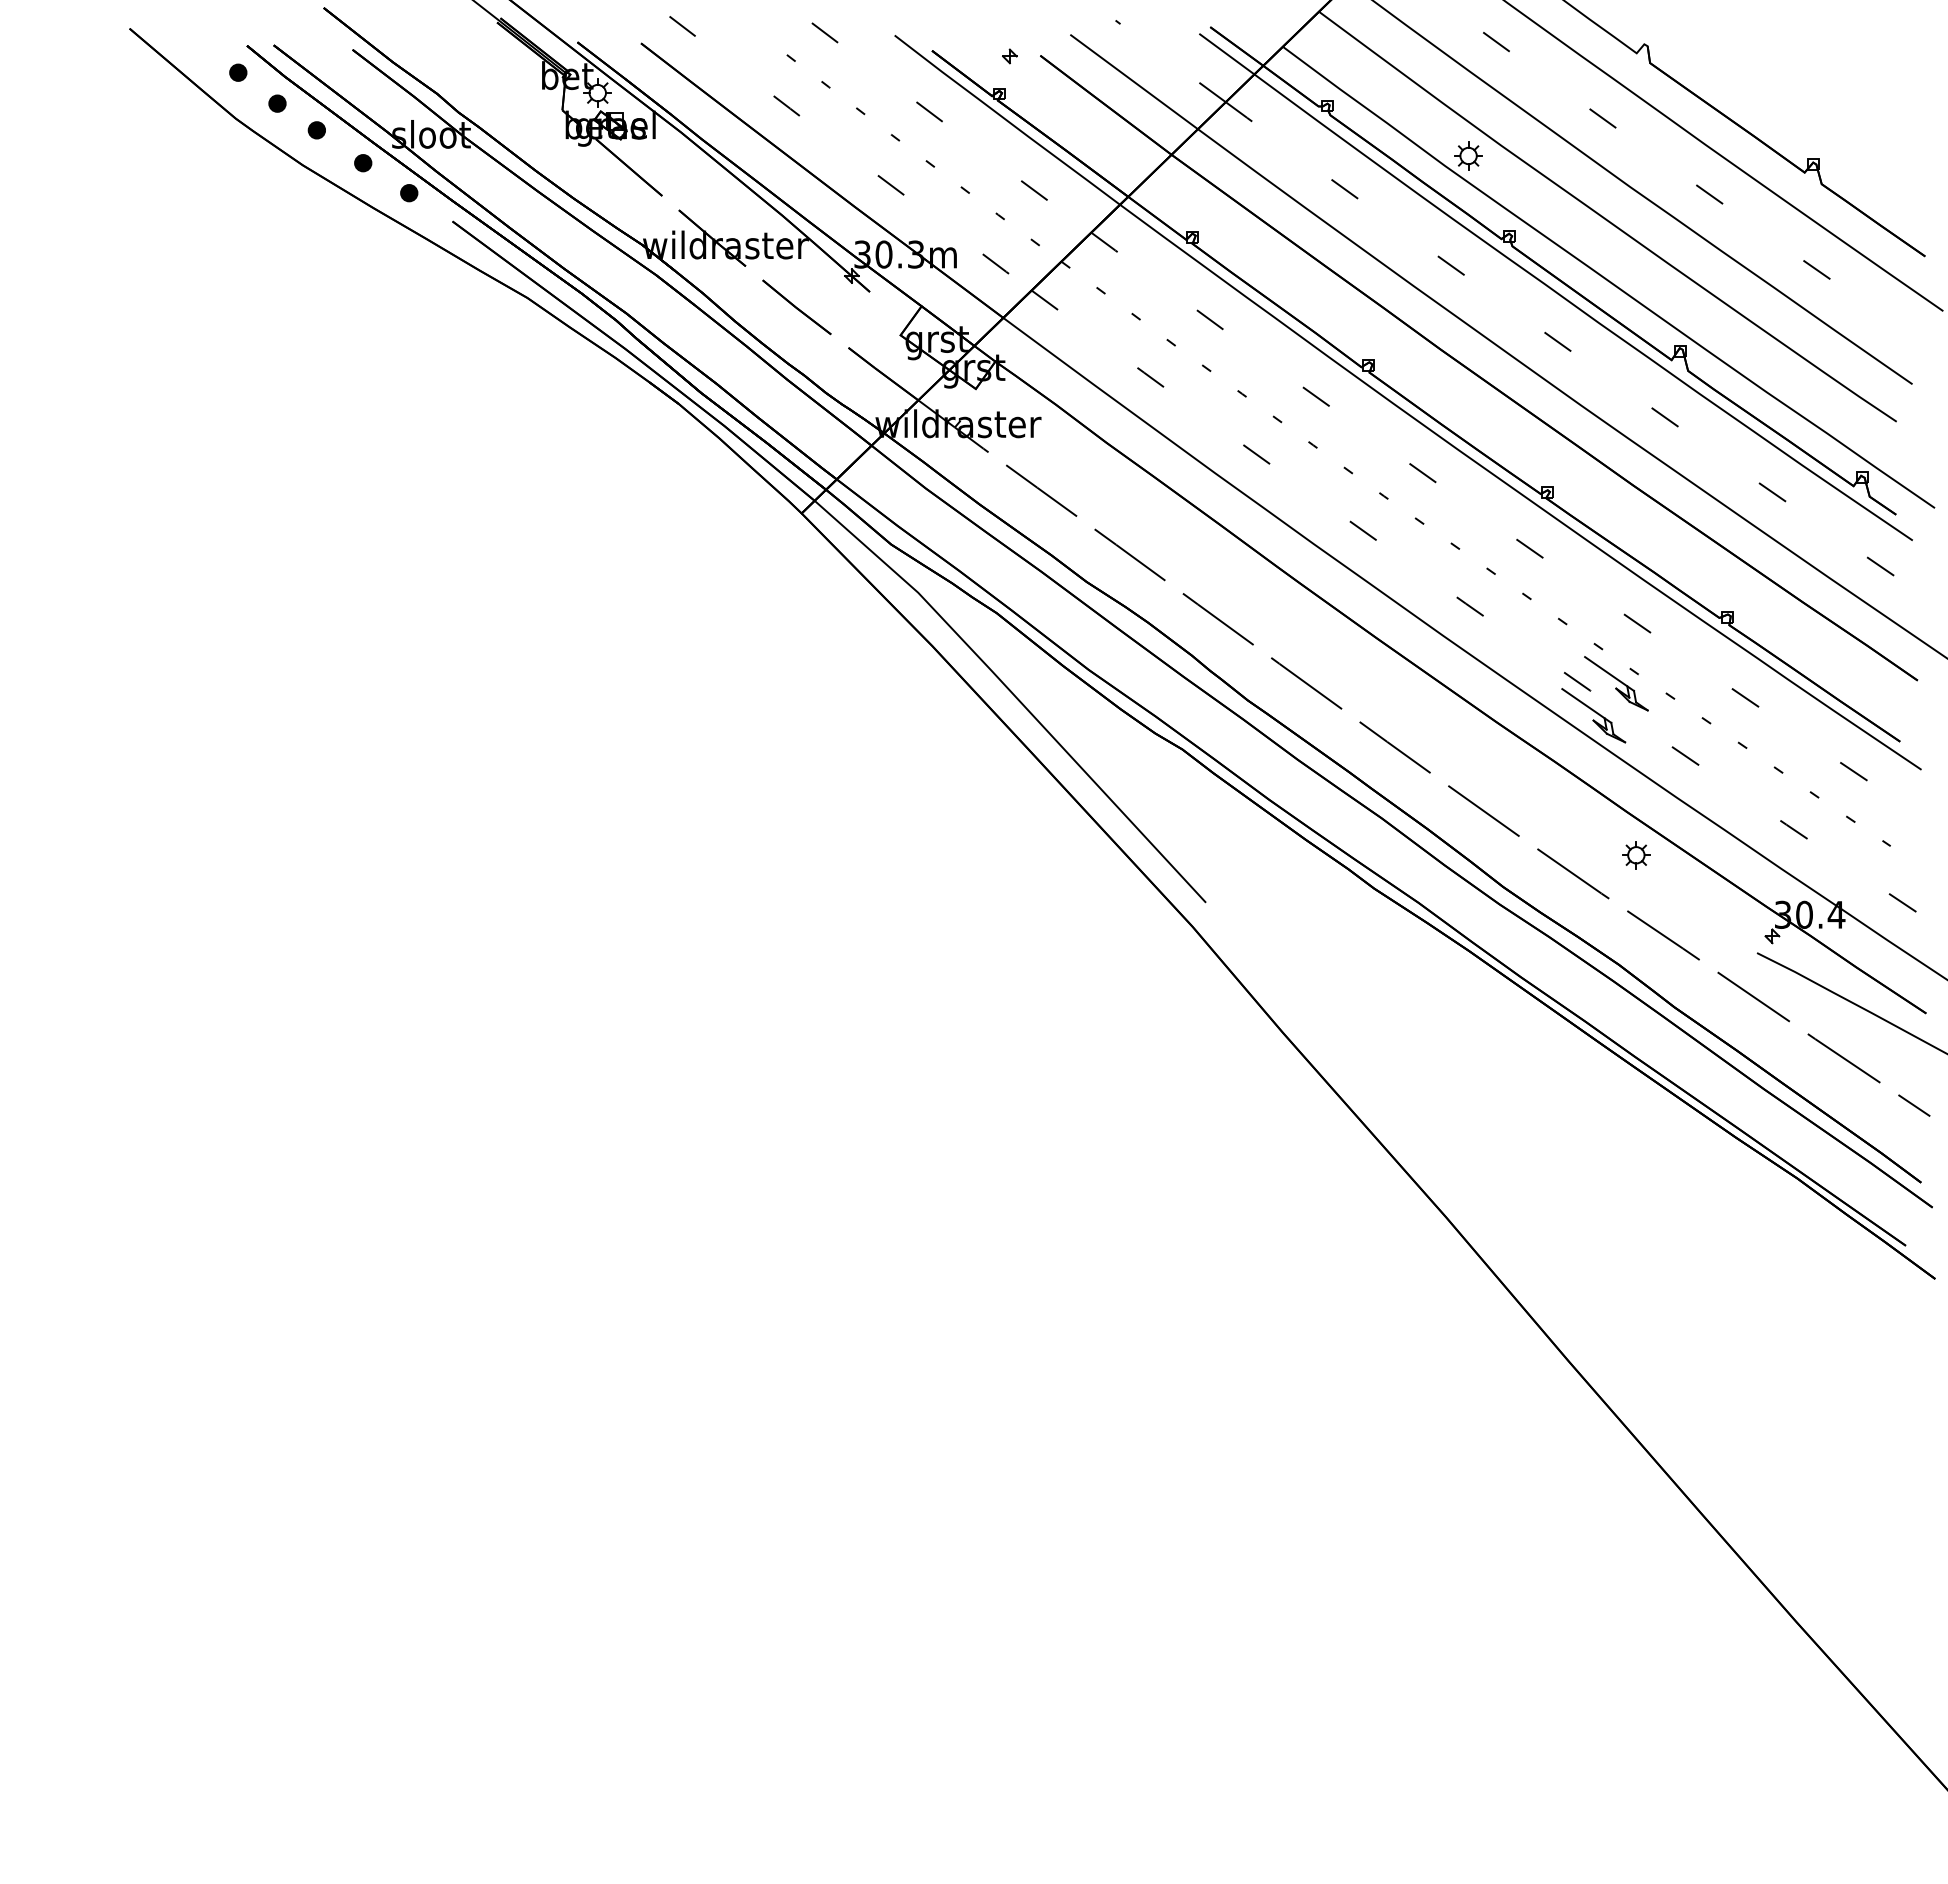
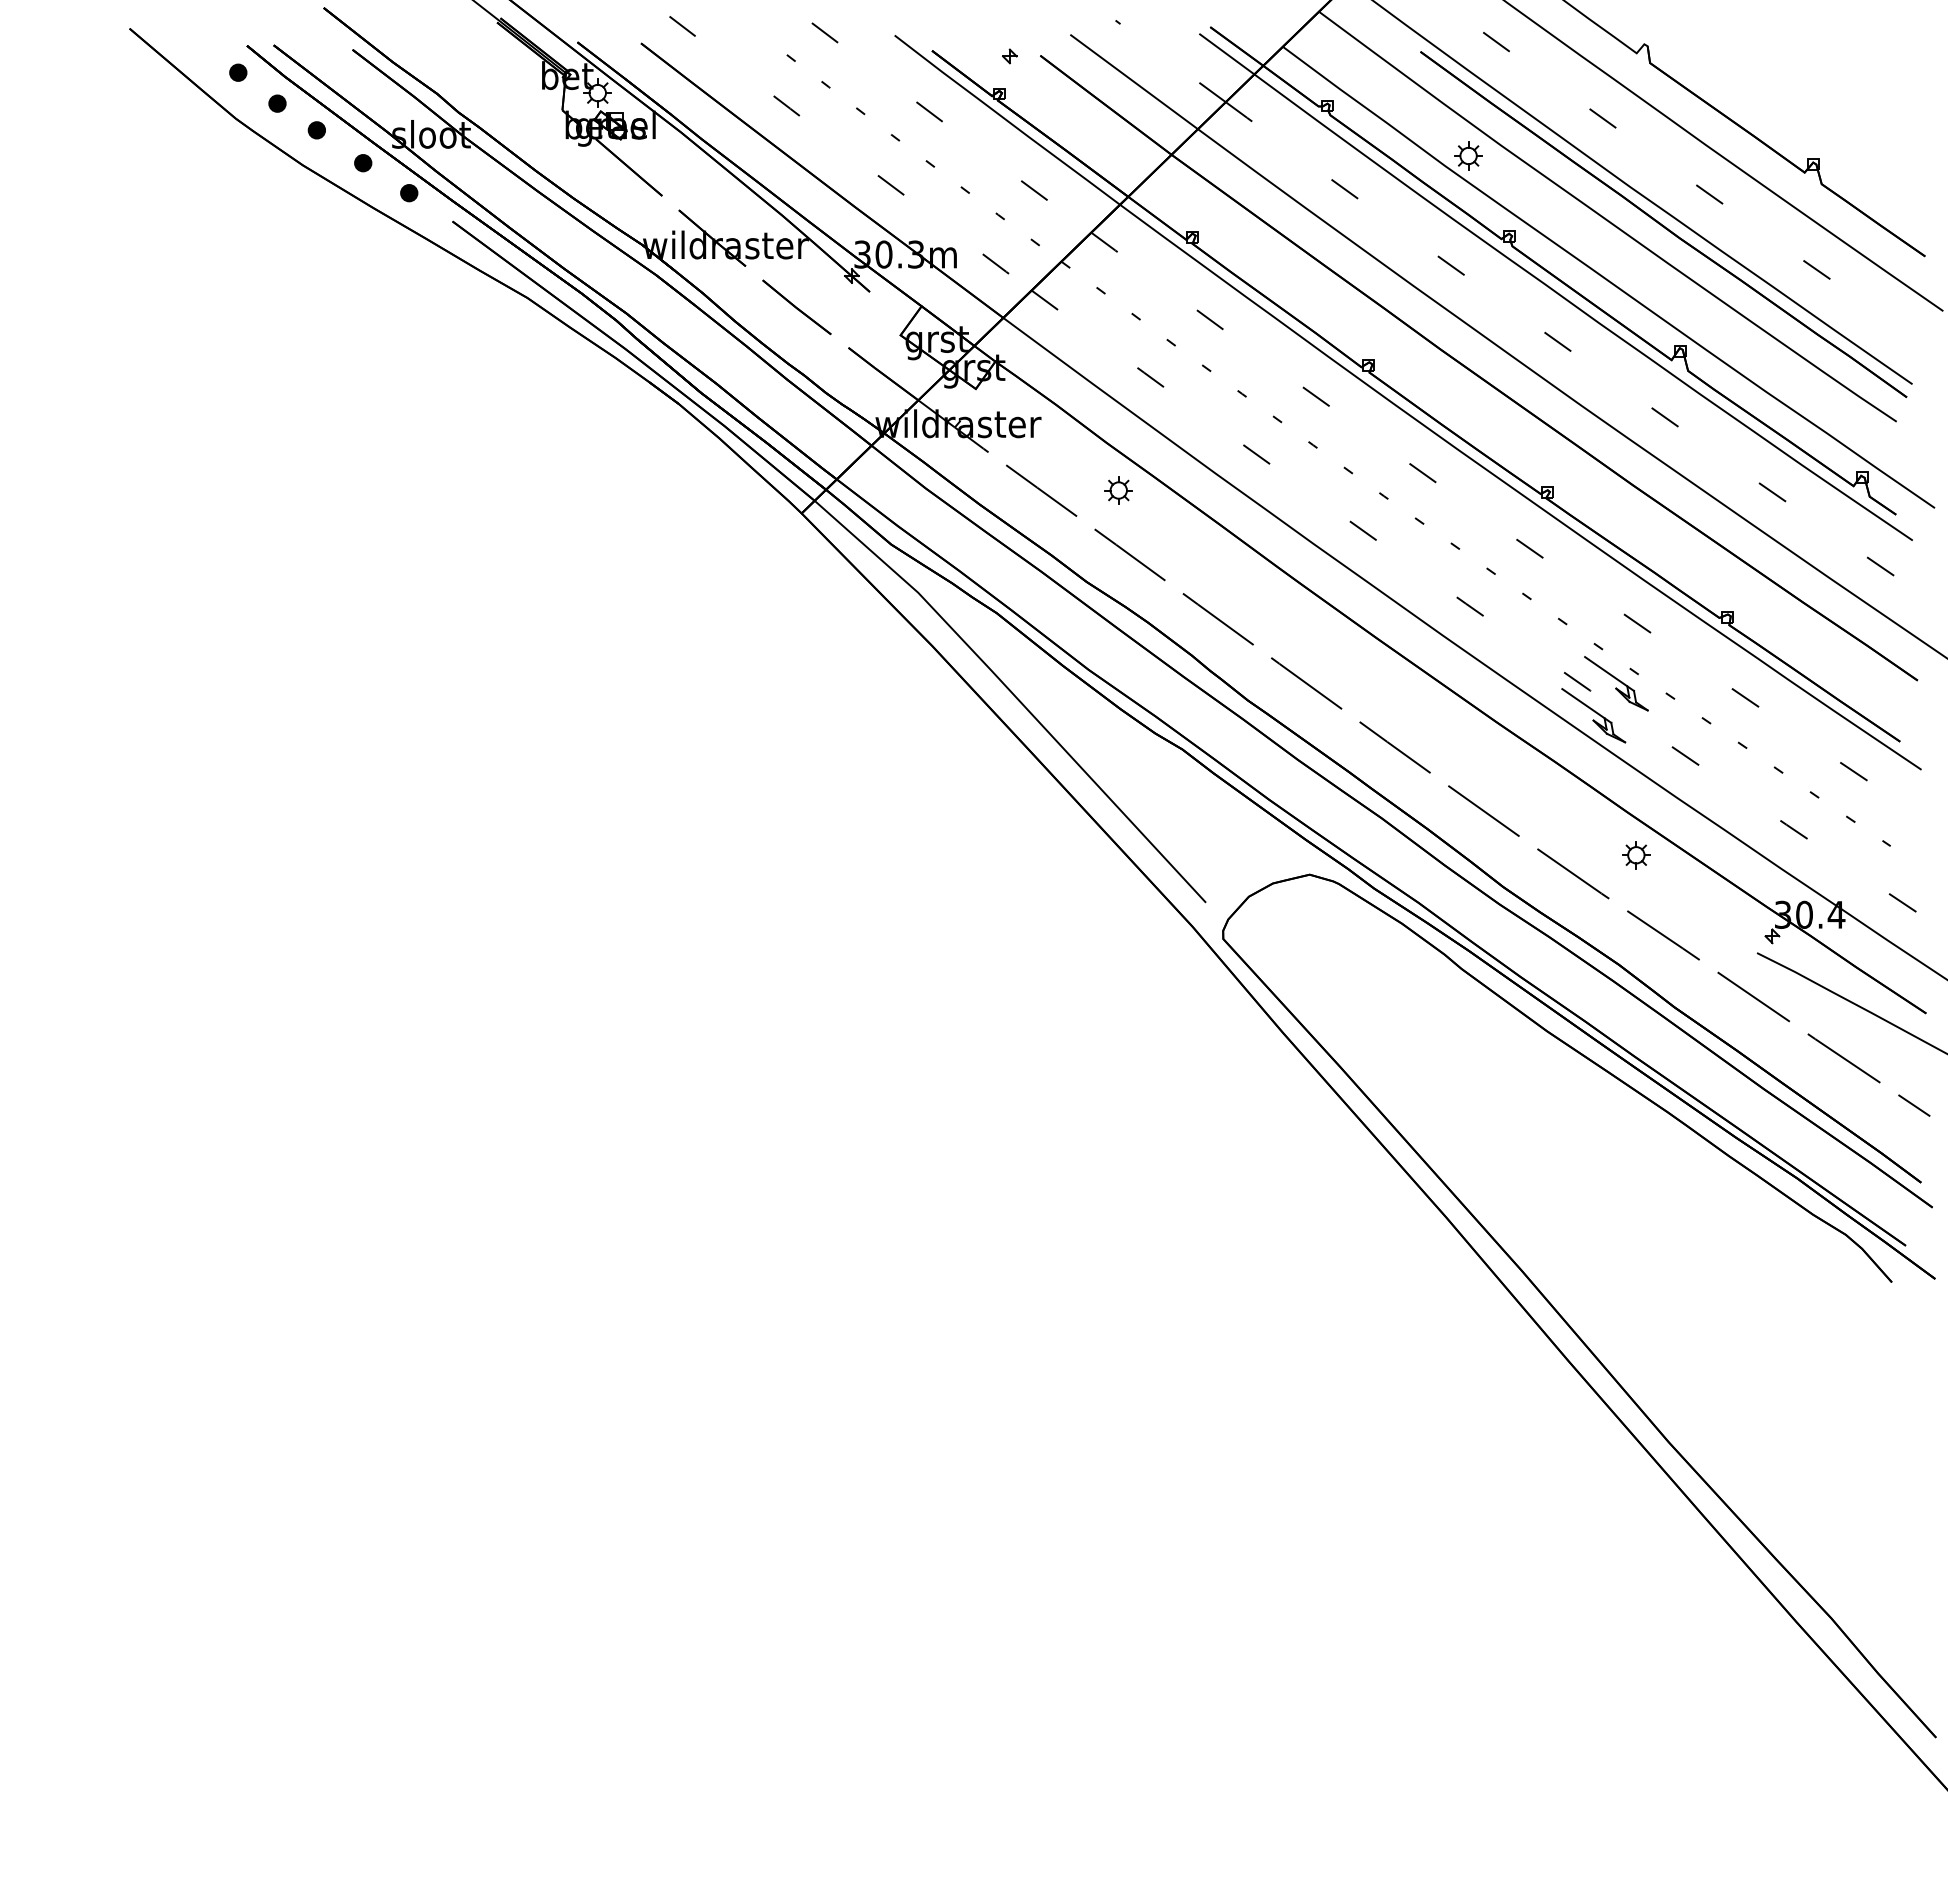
part: none -> present (1663, 224)
part: none -> present (1118, 490)
part: none -> present (1564, 1318)
